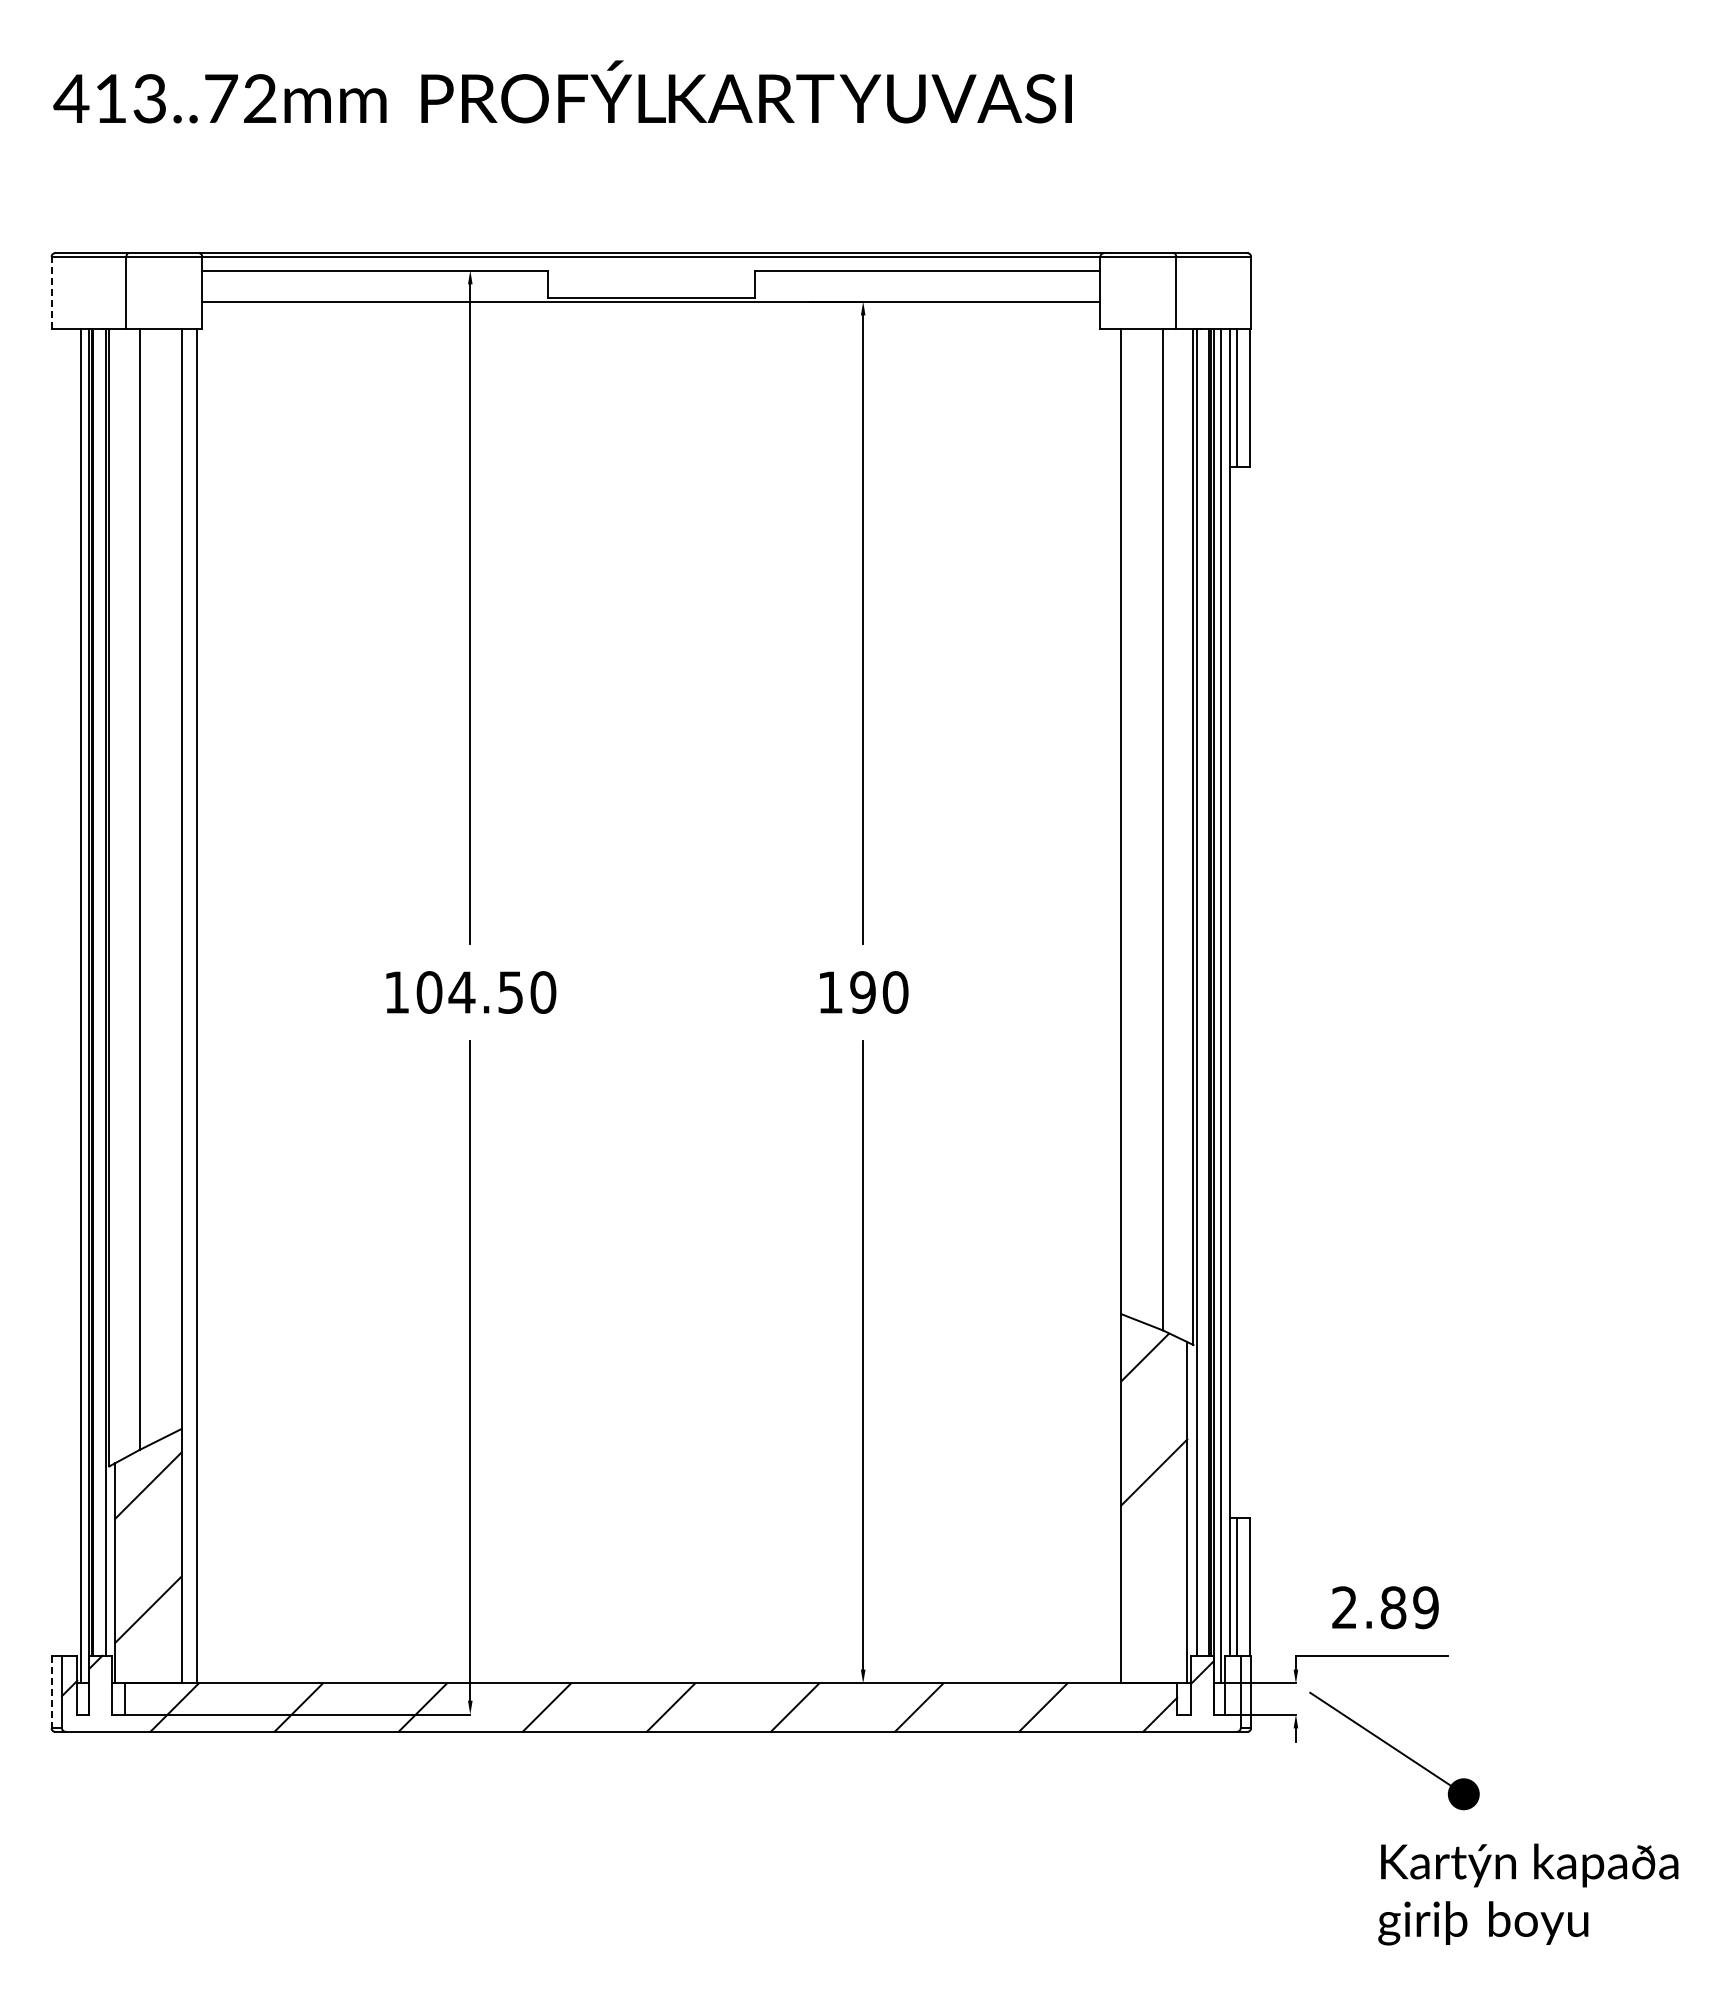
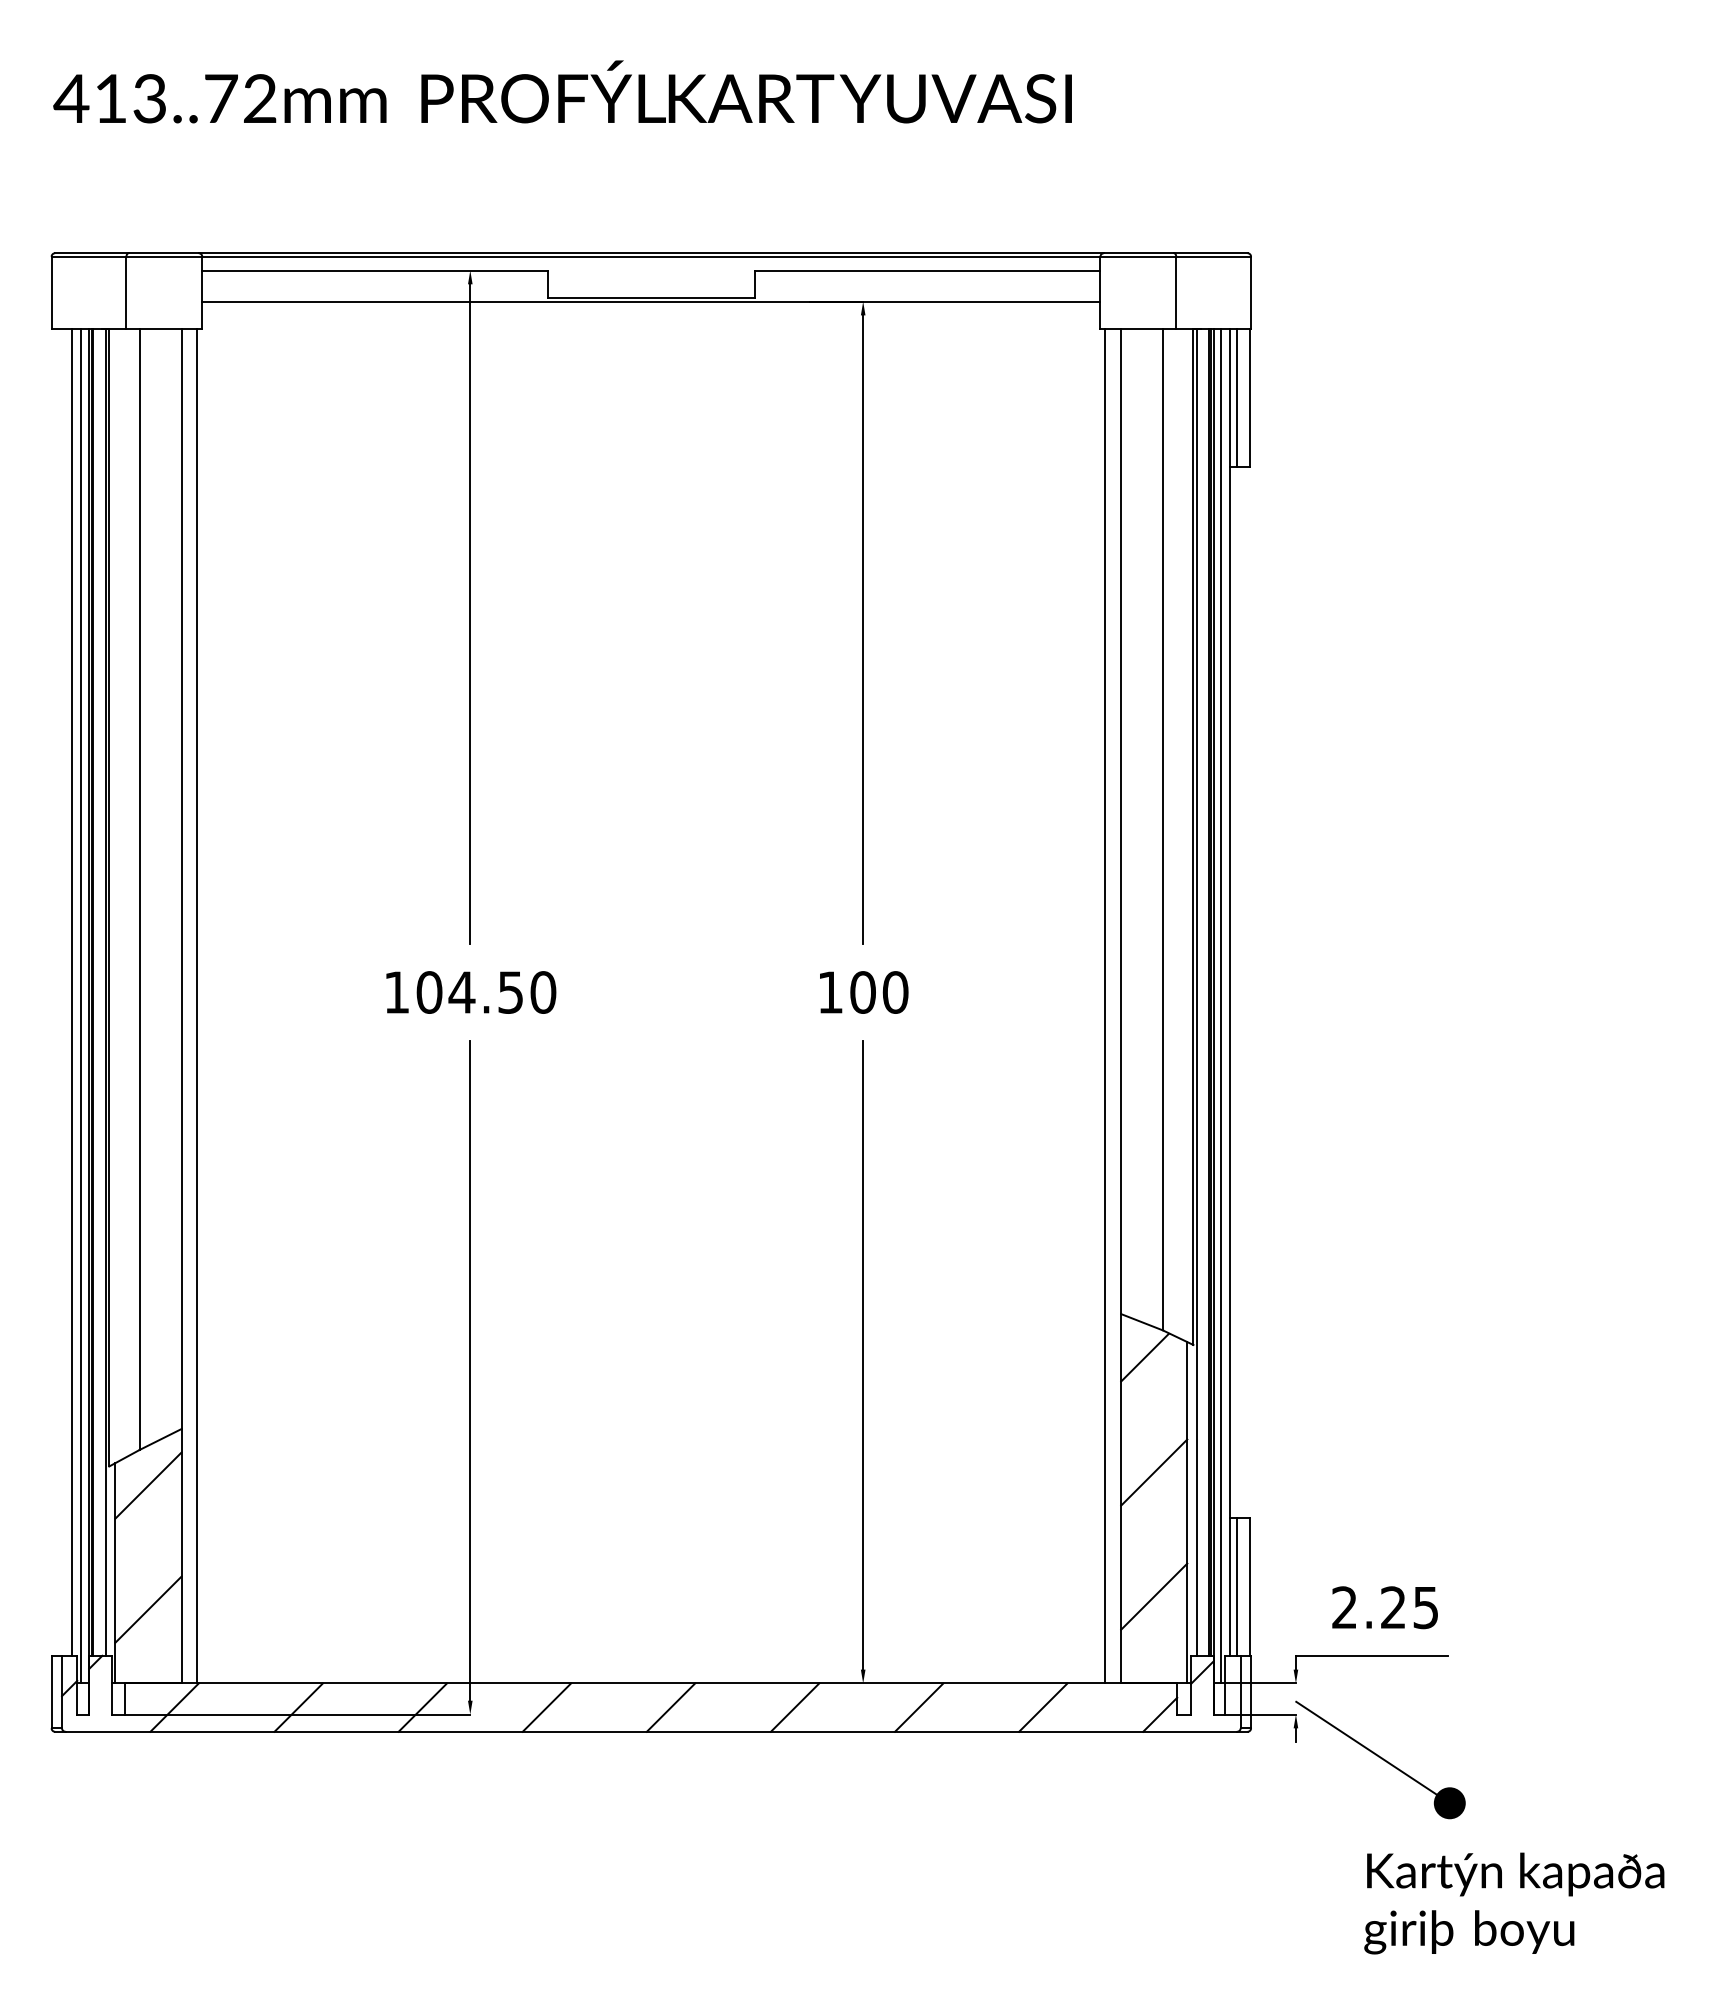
line: dashed -> solid (51, 292)
line: none -> present (72, 992)
text: 190 -> 100 (862, 992)
line: none -> present (1105, 1006)
line: none -> present (1154, 1596)
text: 2.89 -> 2.25 (1409, 1607)
line: dashed -> solid (51, 1692)
part position: (1394, 1750) -> (1380, 1759) (1380, 1759)
text position: (1528, 1894) -> (1514, 1903) (1514, 1903)
